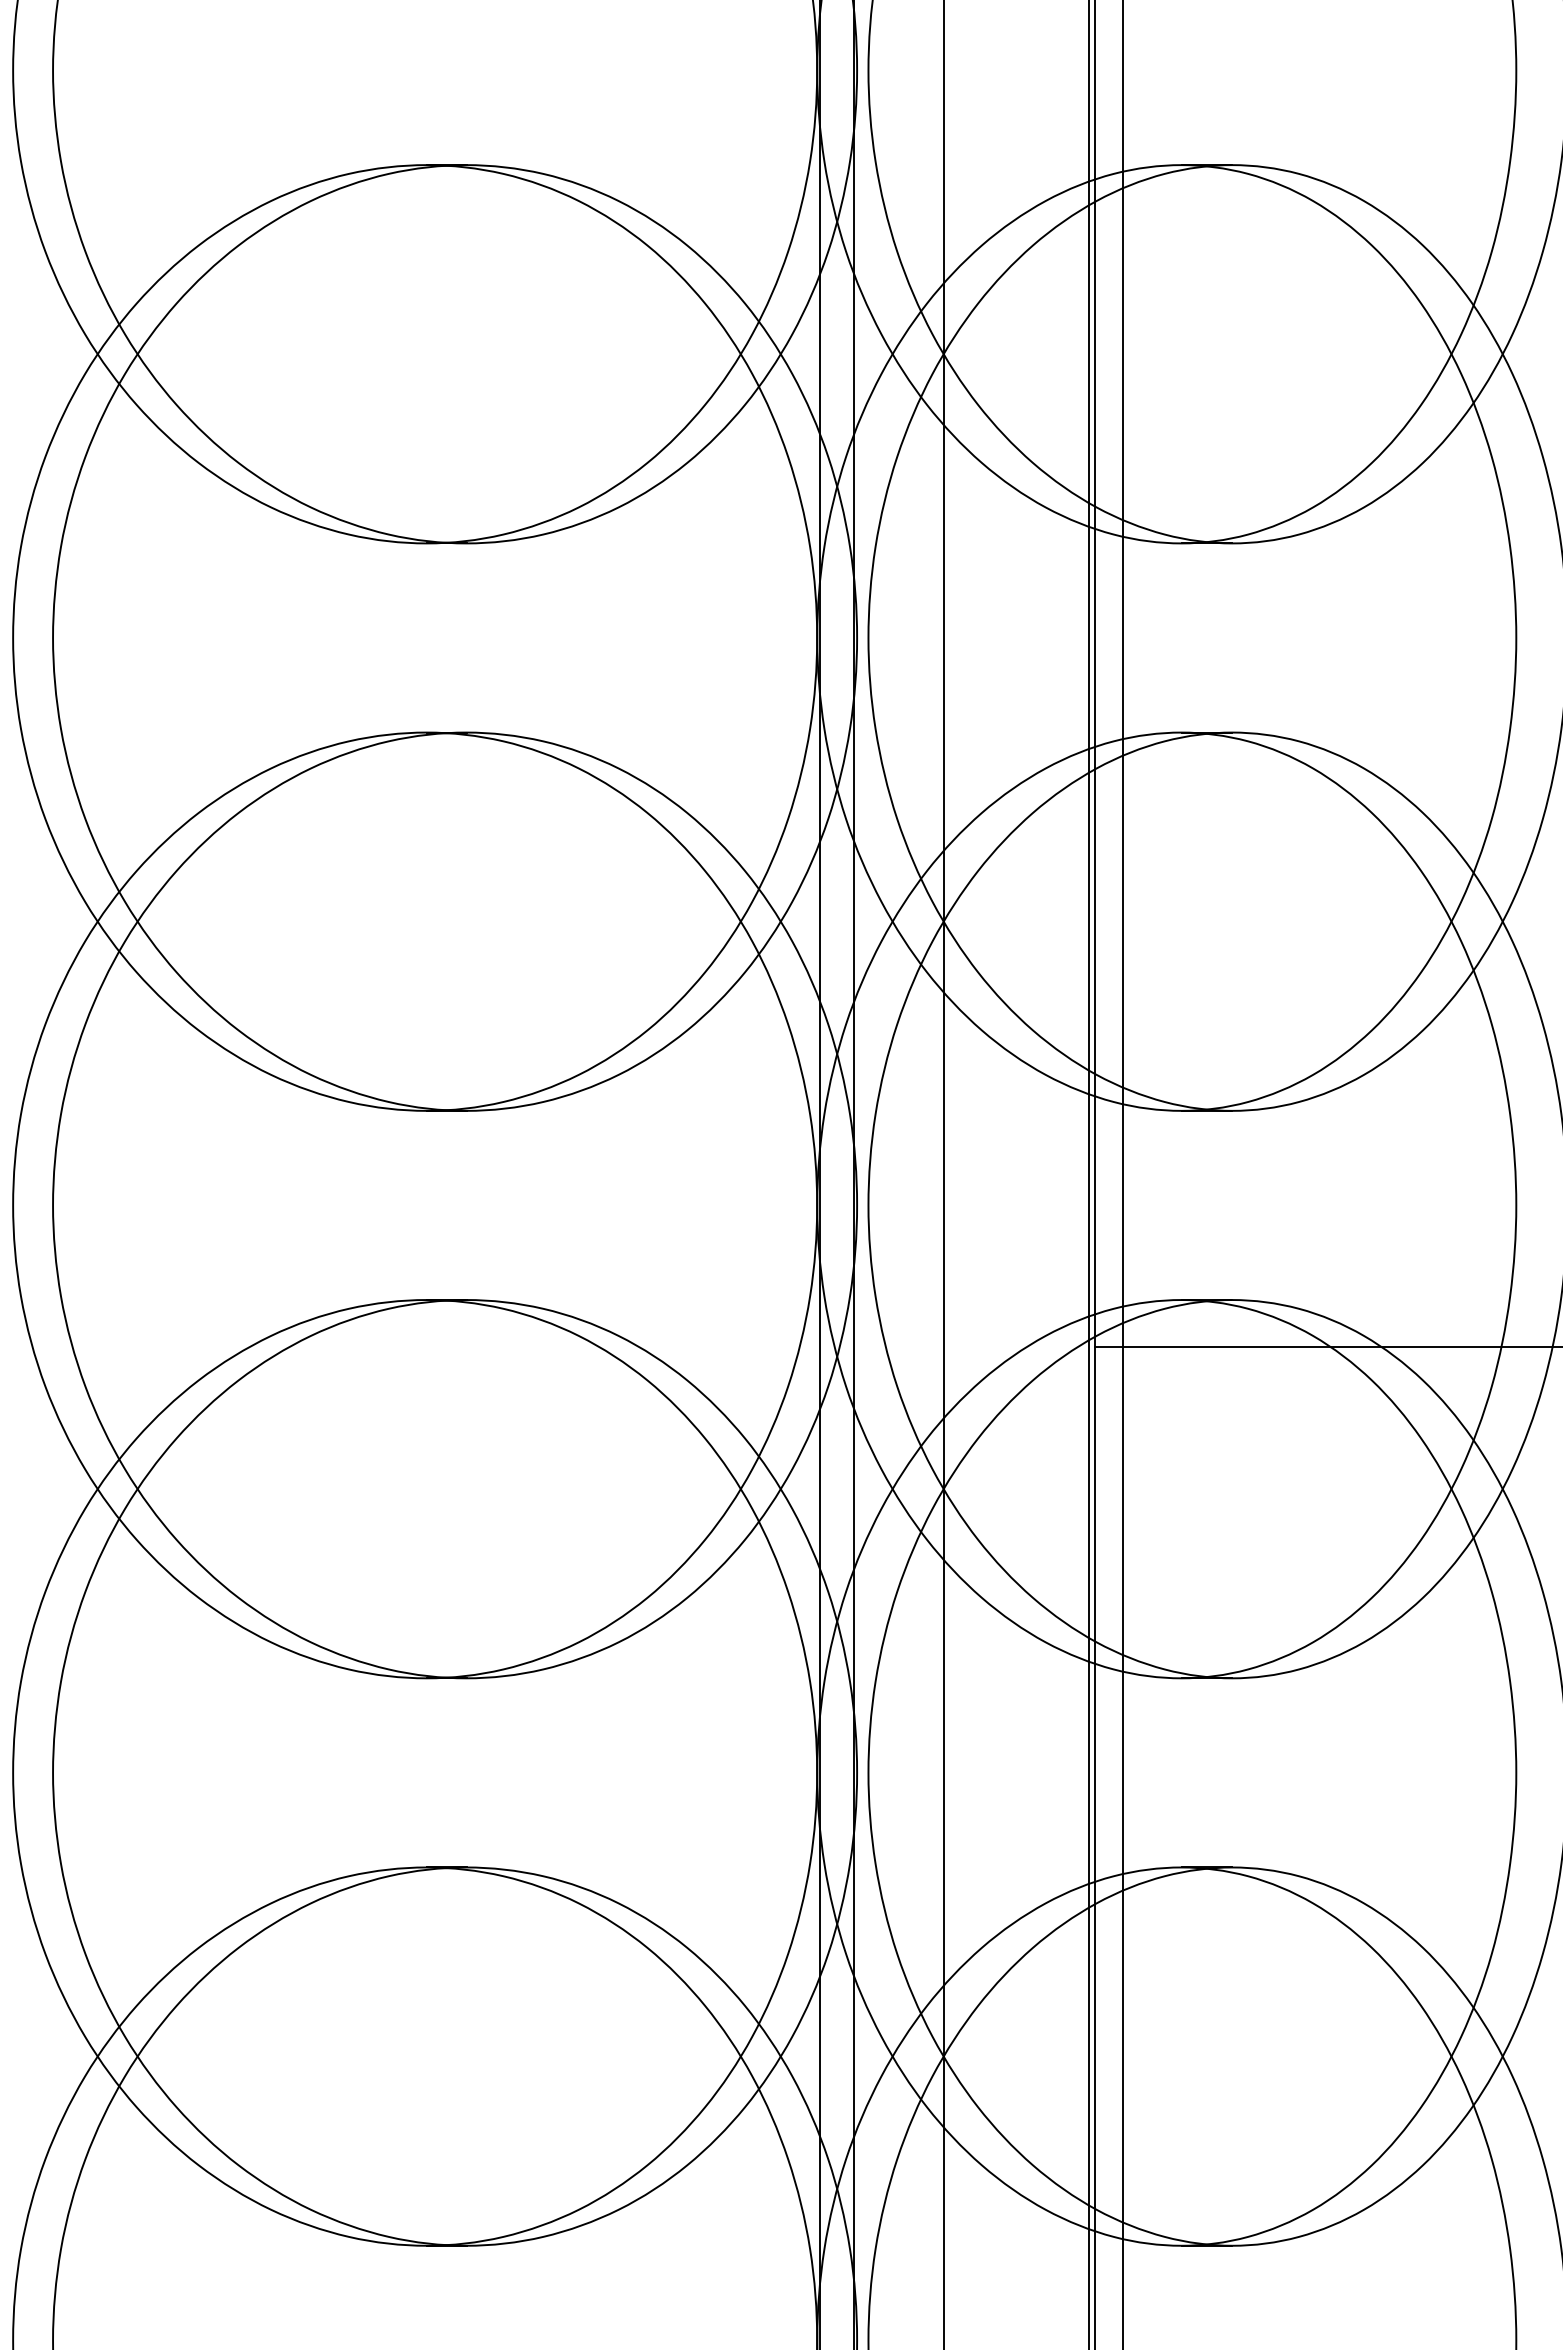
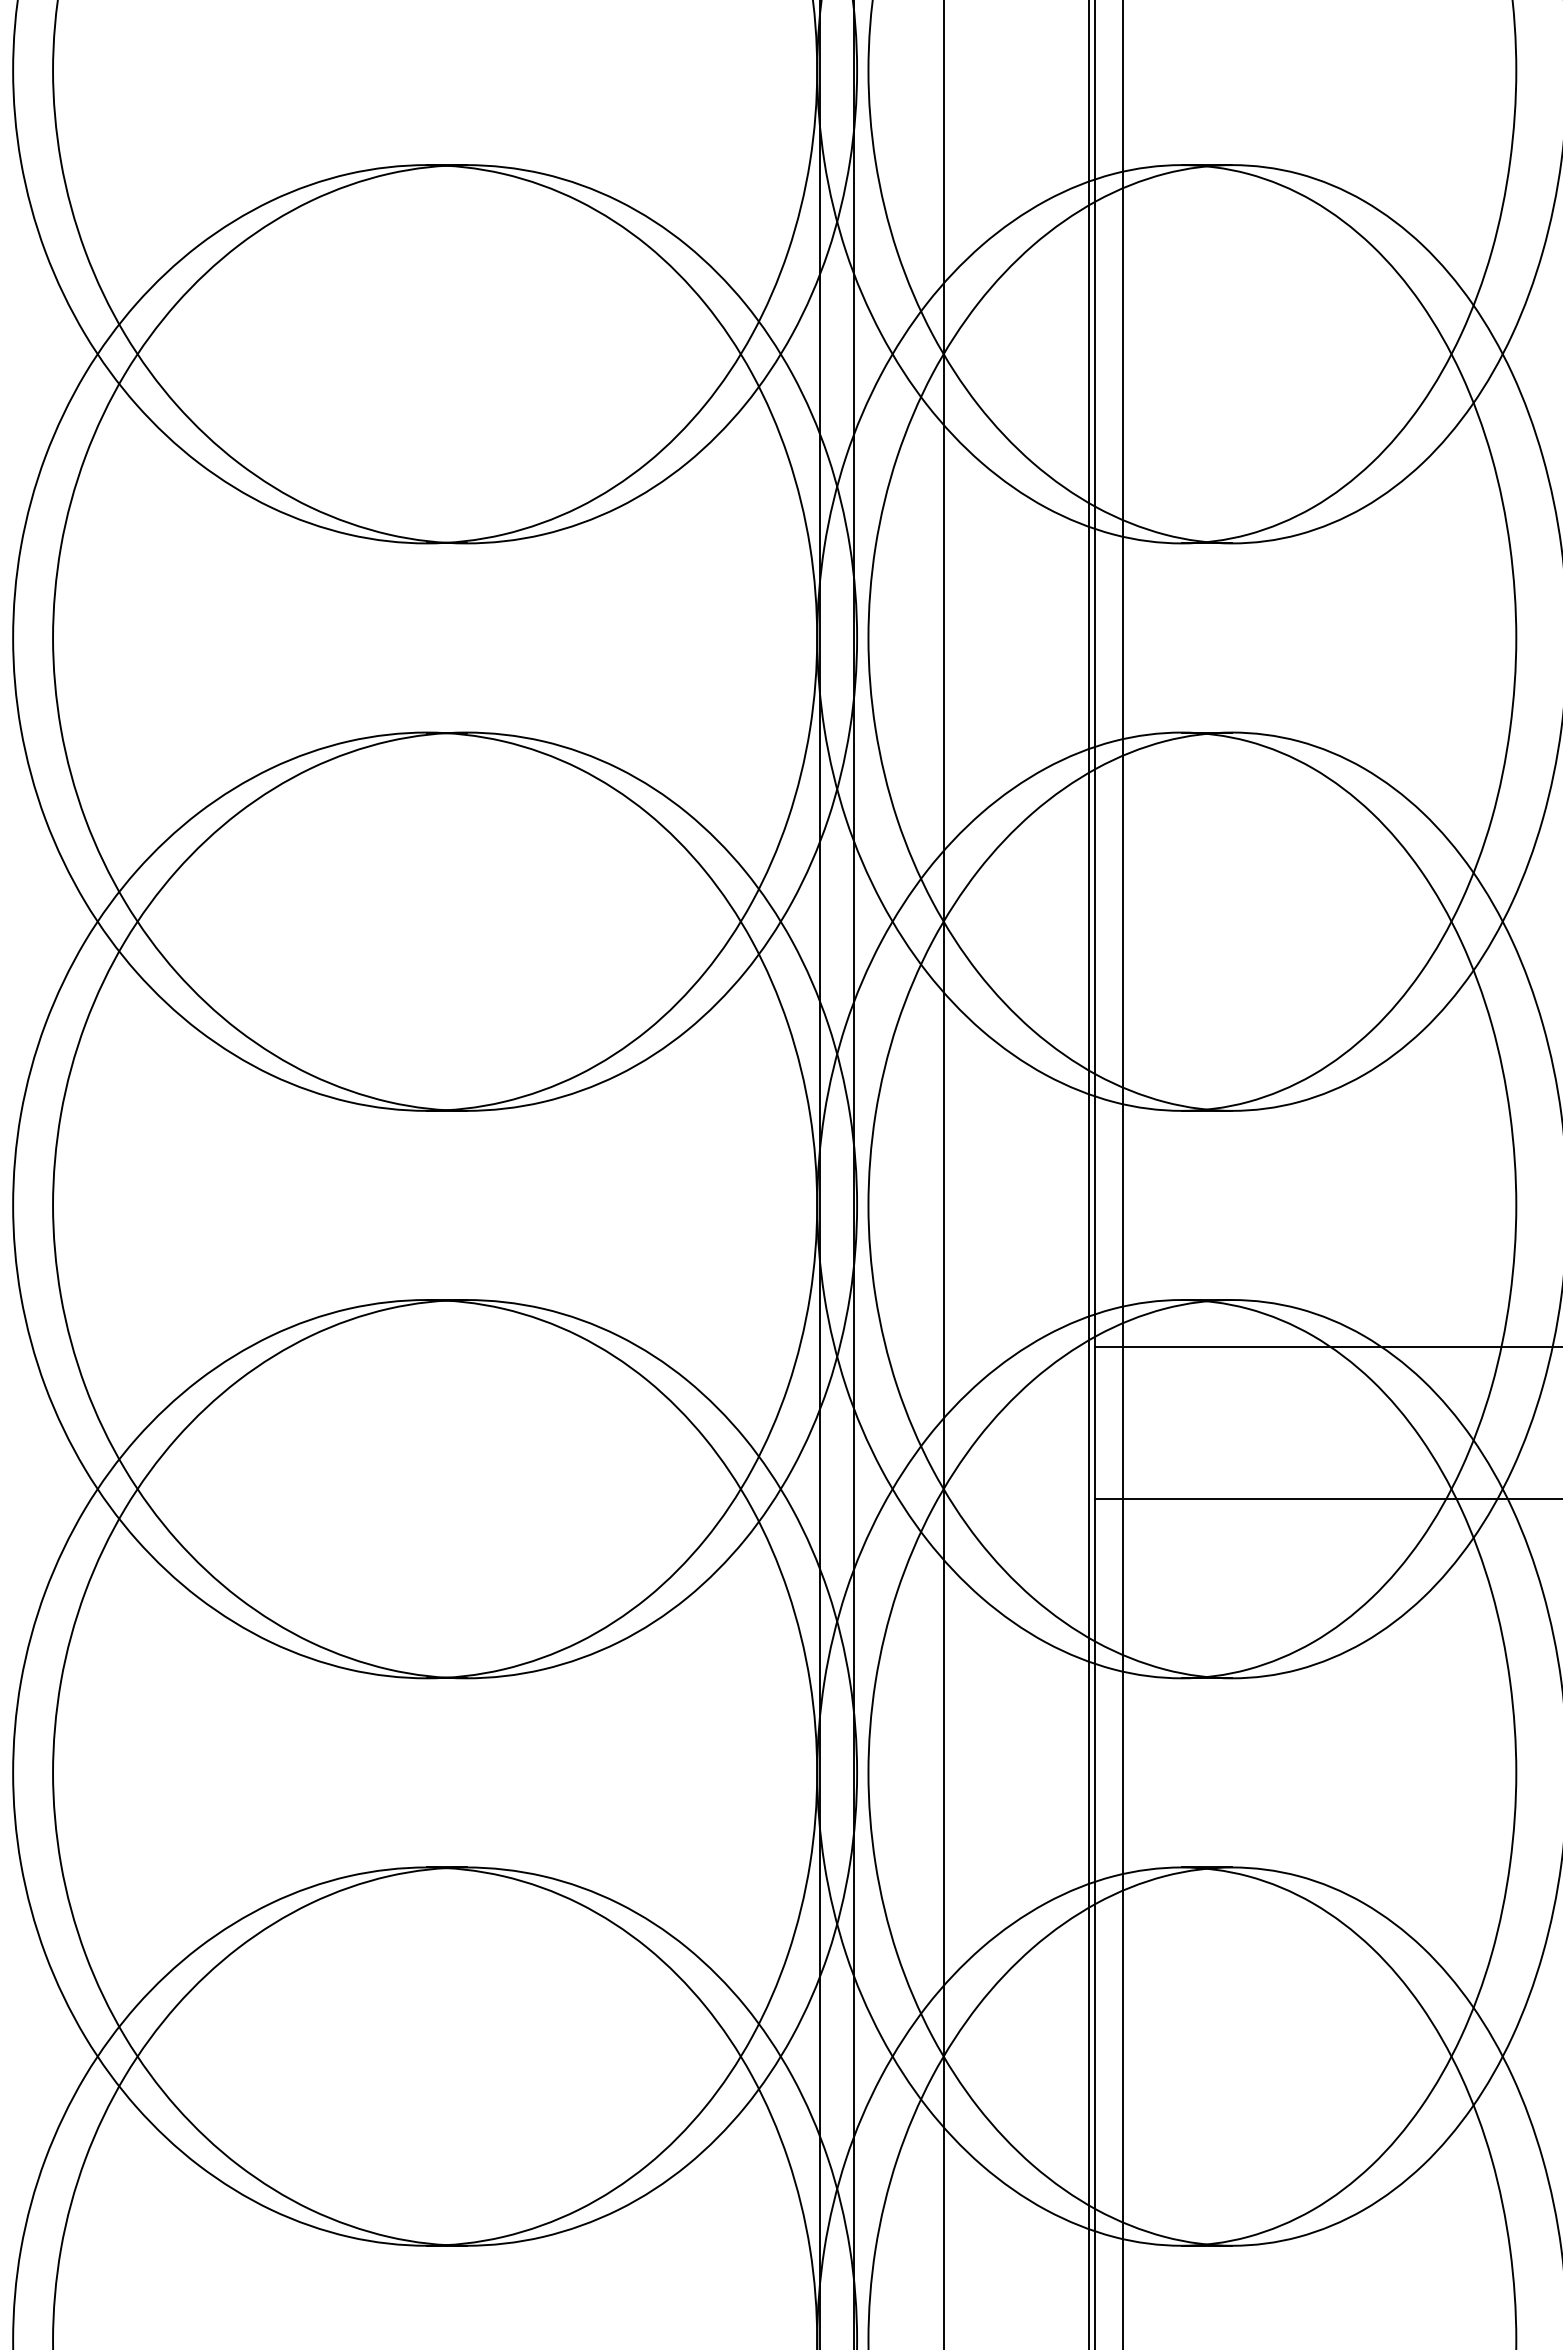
line: none -> present (1327, 1498)
